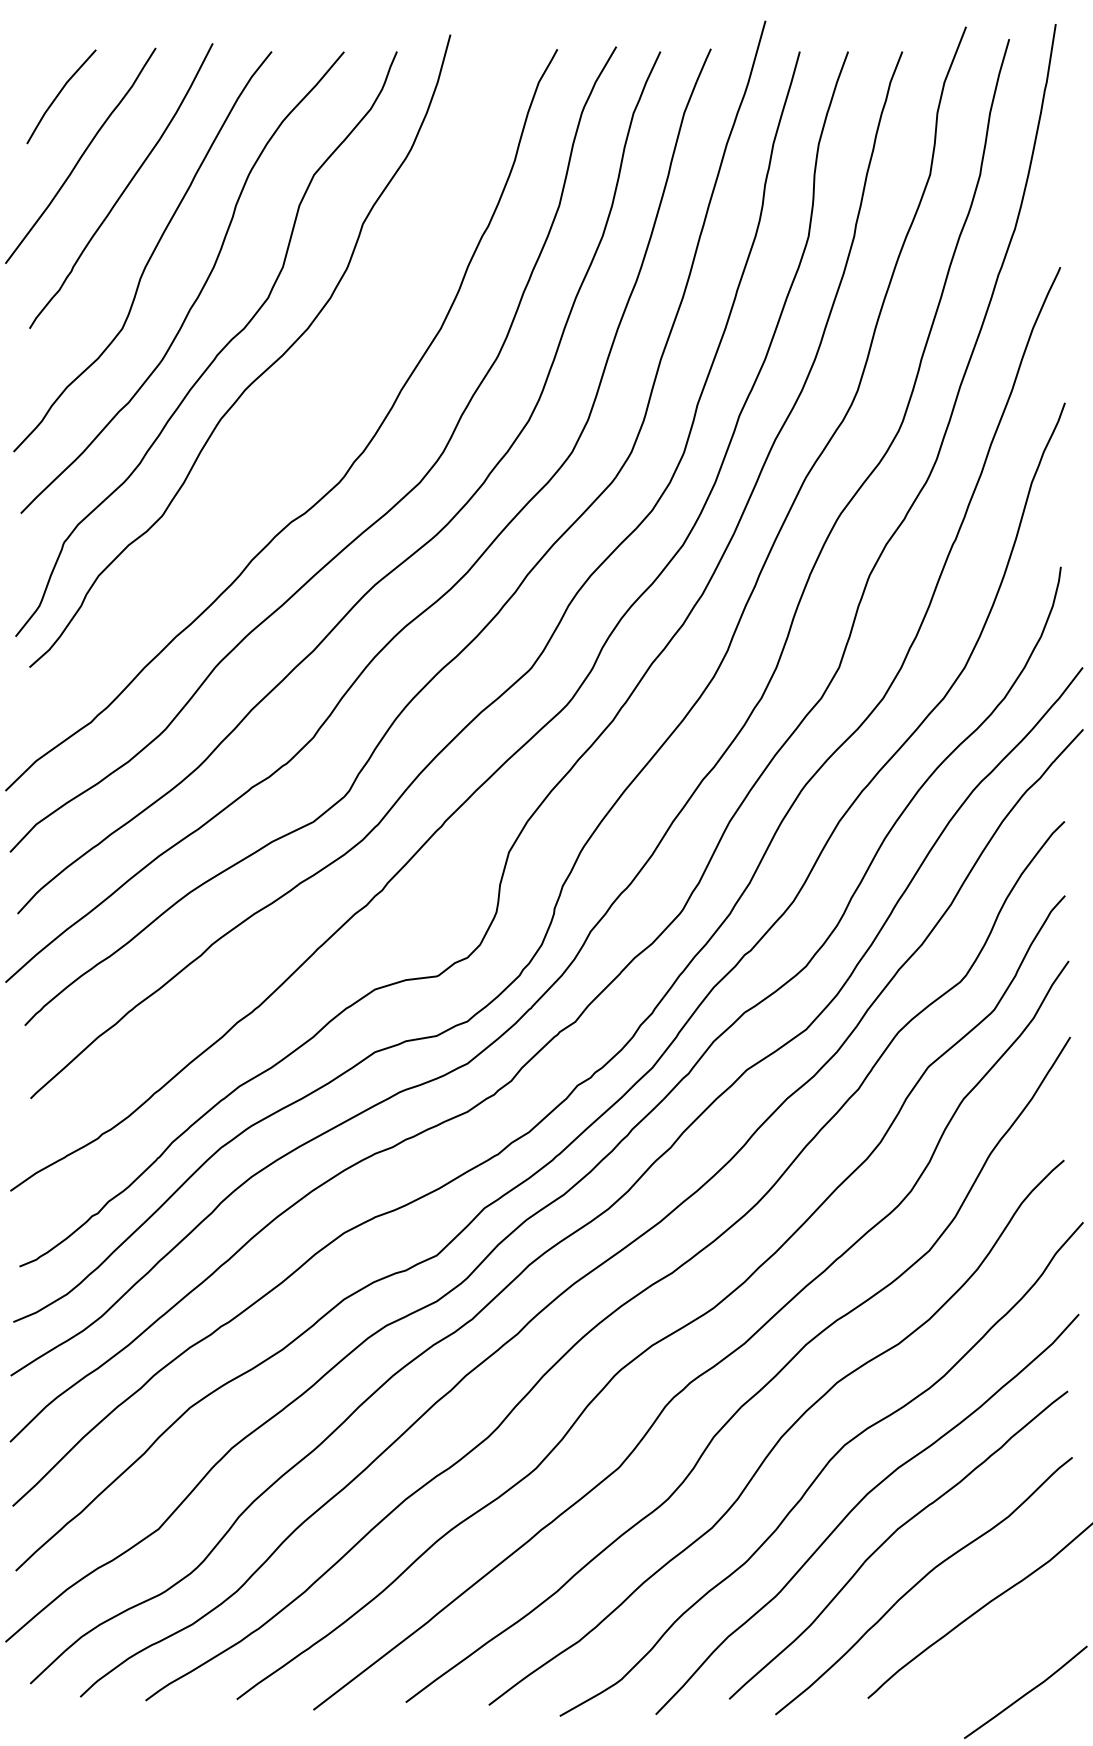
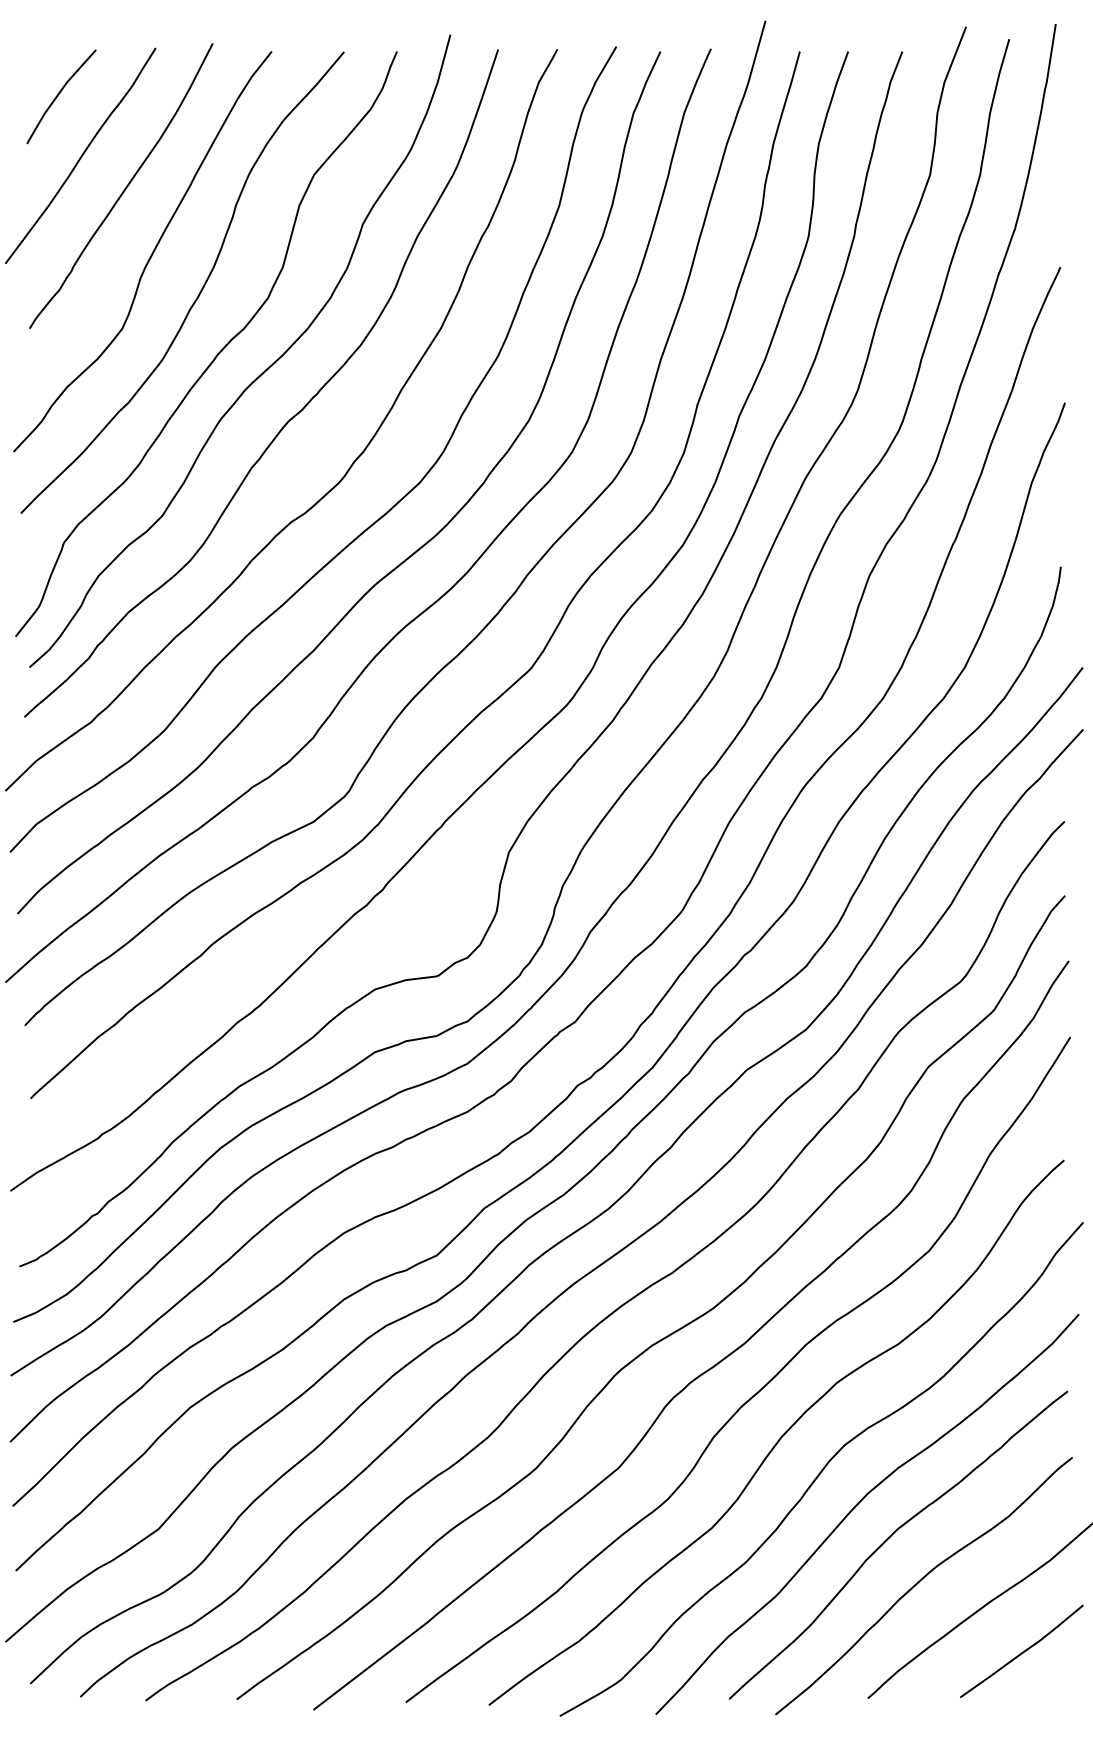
curve: none -> present (293, 415)
curve position: (1026, 1692) -> (1022, 1651) (1022, 1651)
